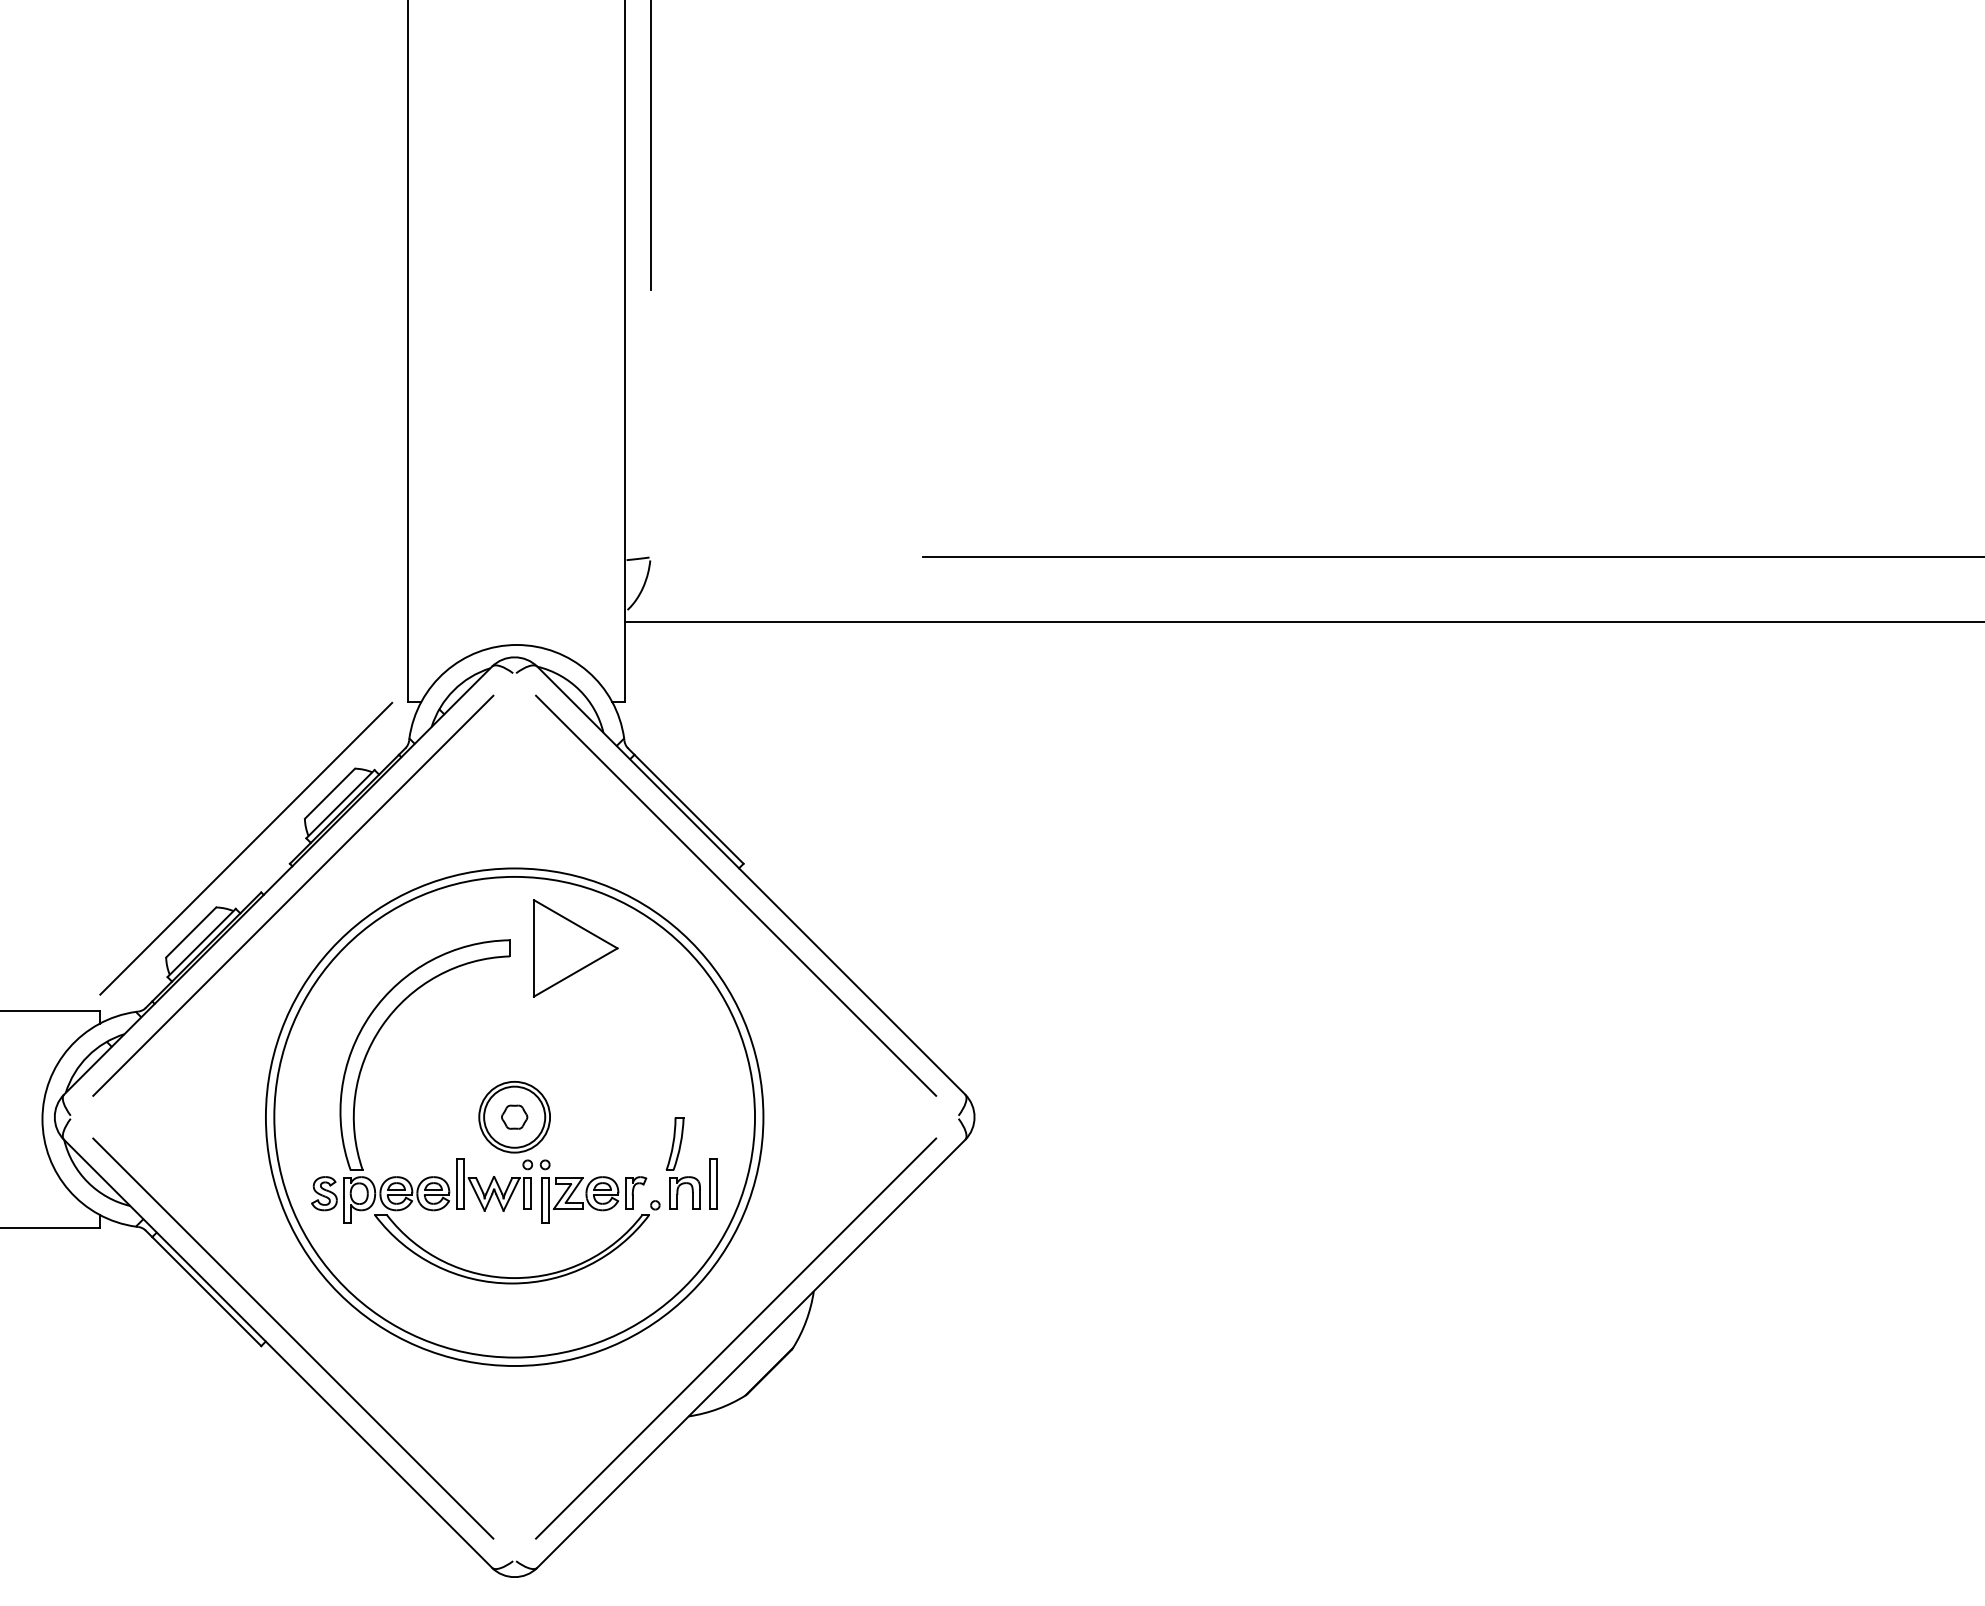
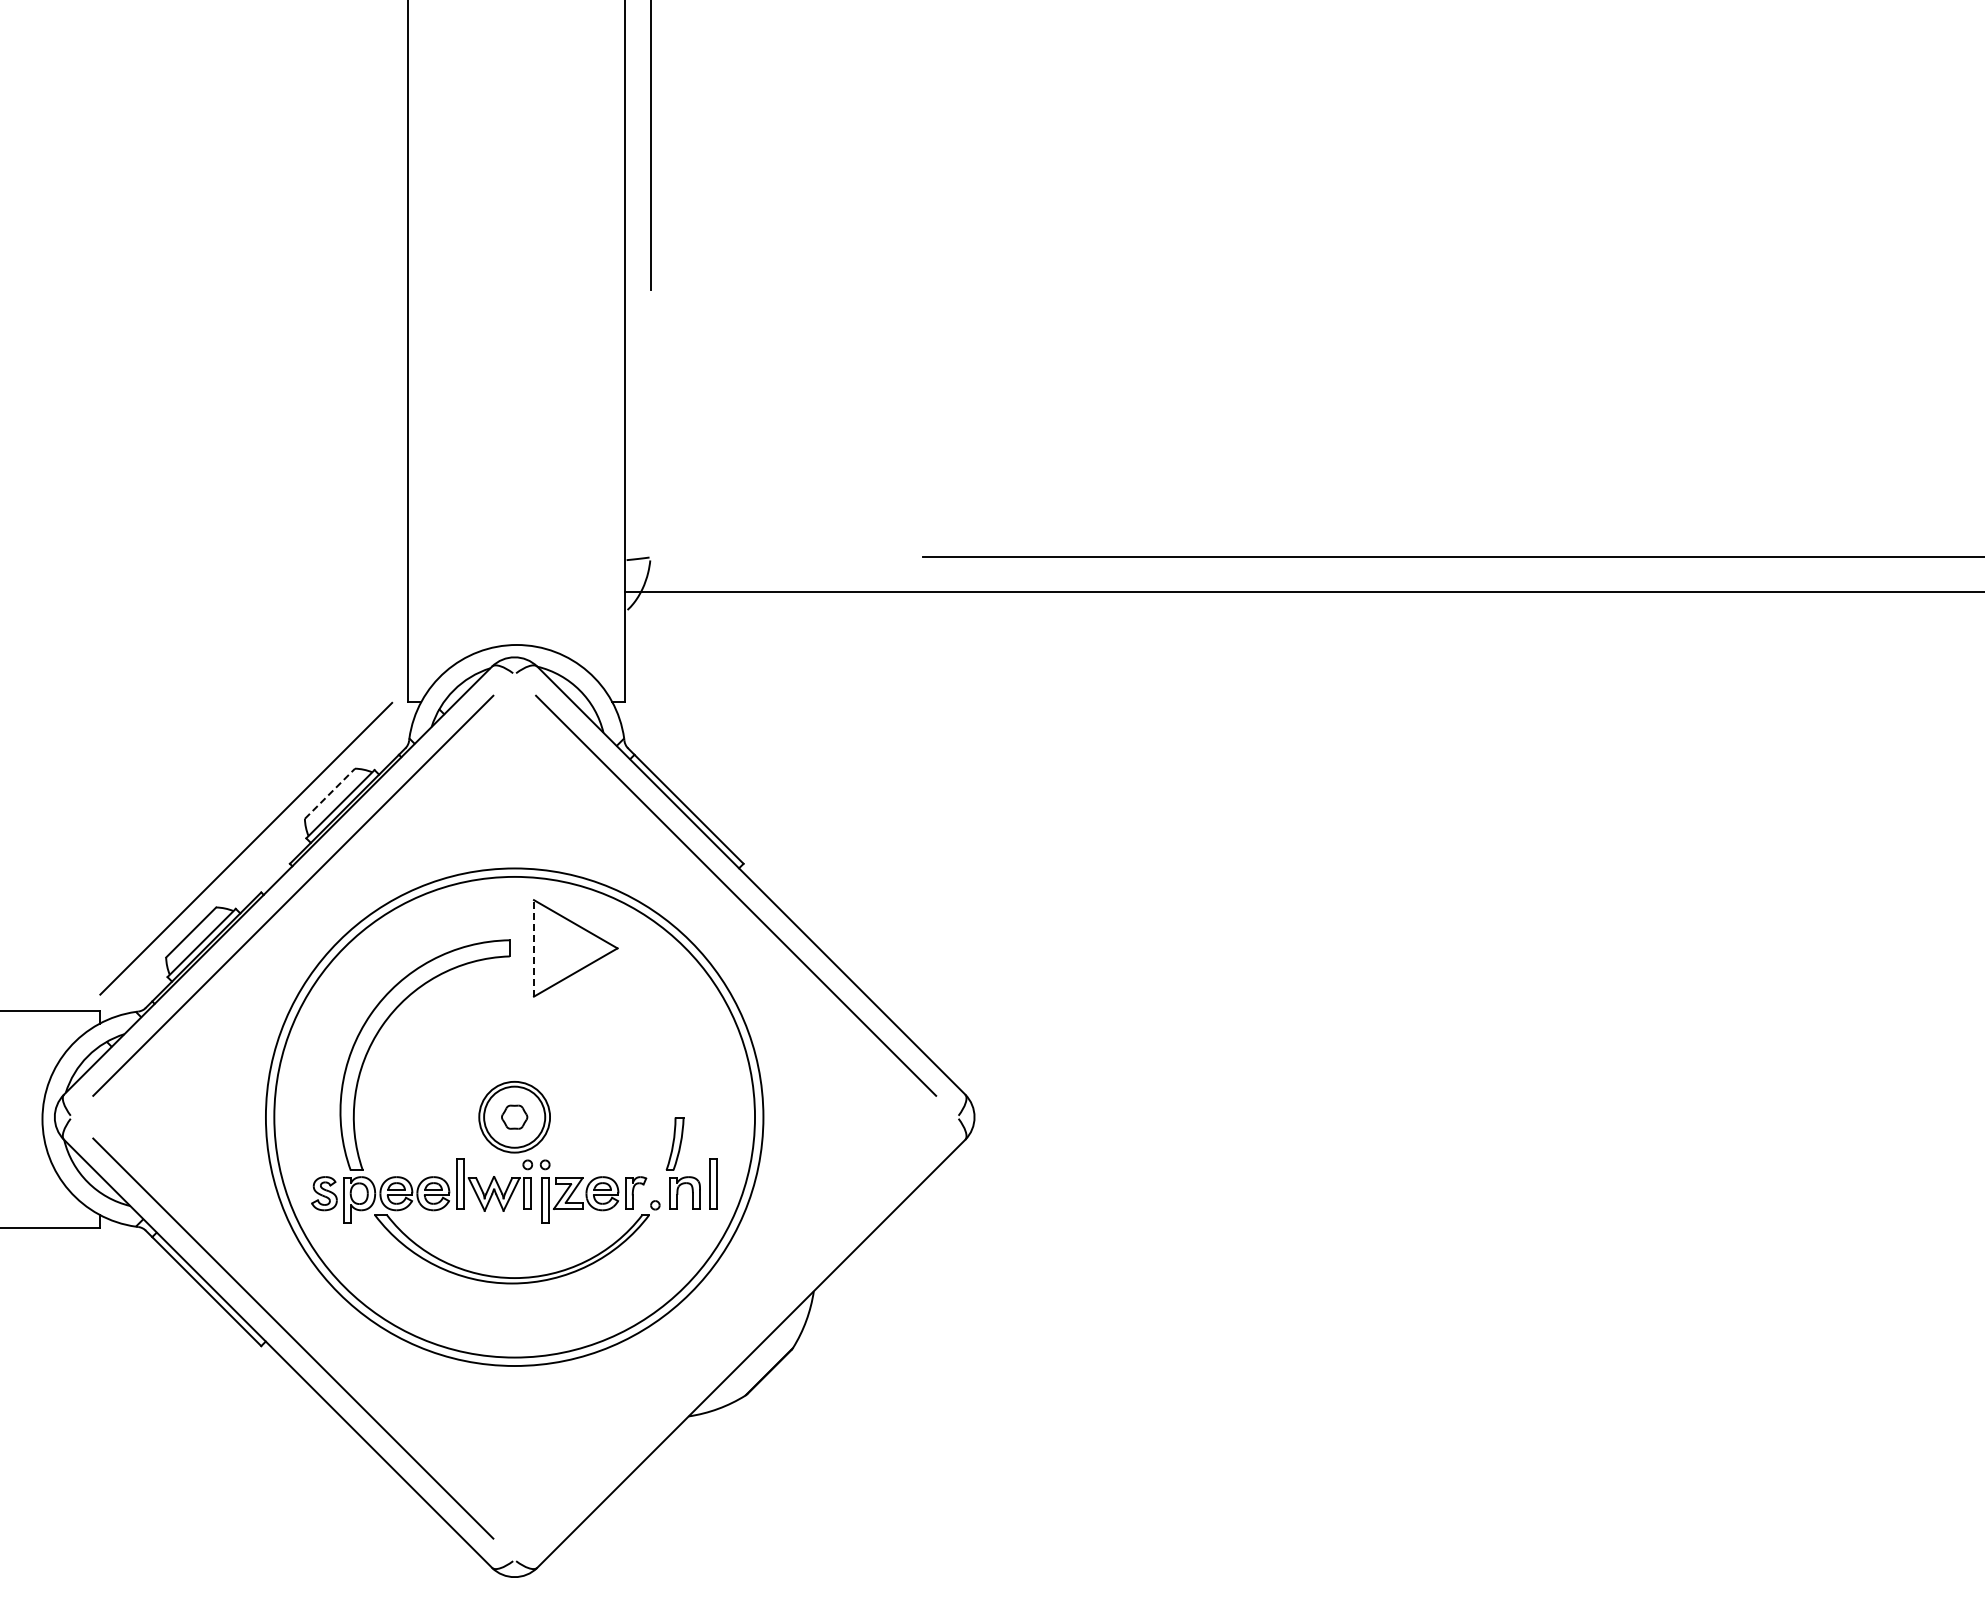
line position: (1303, 621) -> (1303, 591) (1303, 591)
line: solid -> dashed (330, 793)
line: solid -> dashed (533, 947)
line: present -> none (736, 1338)
